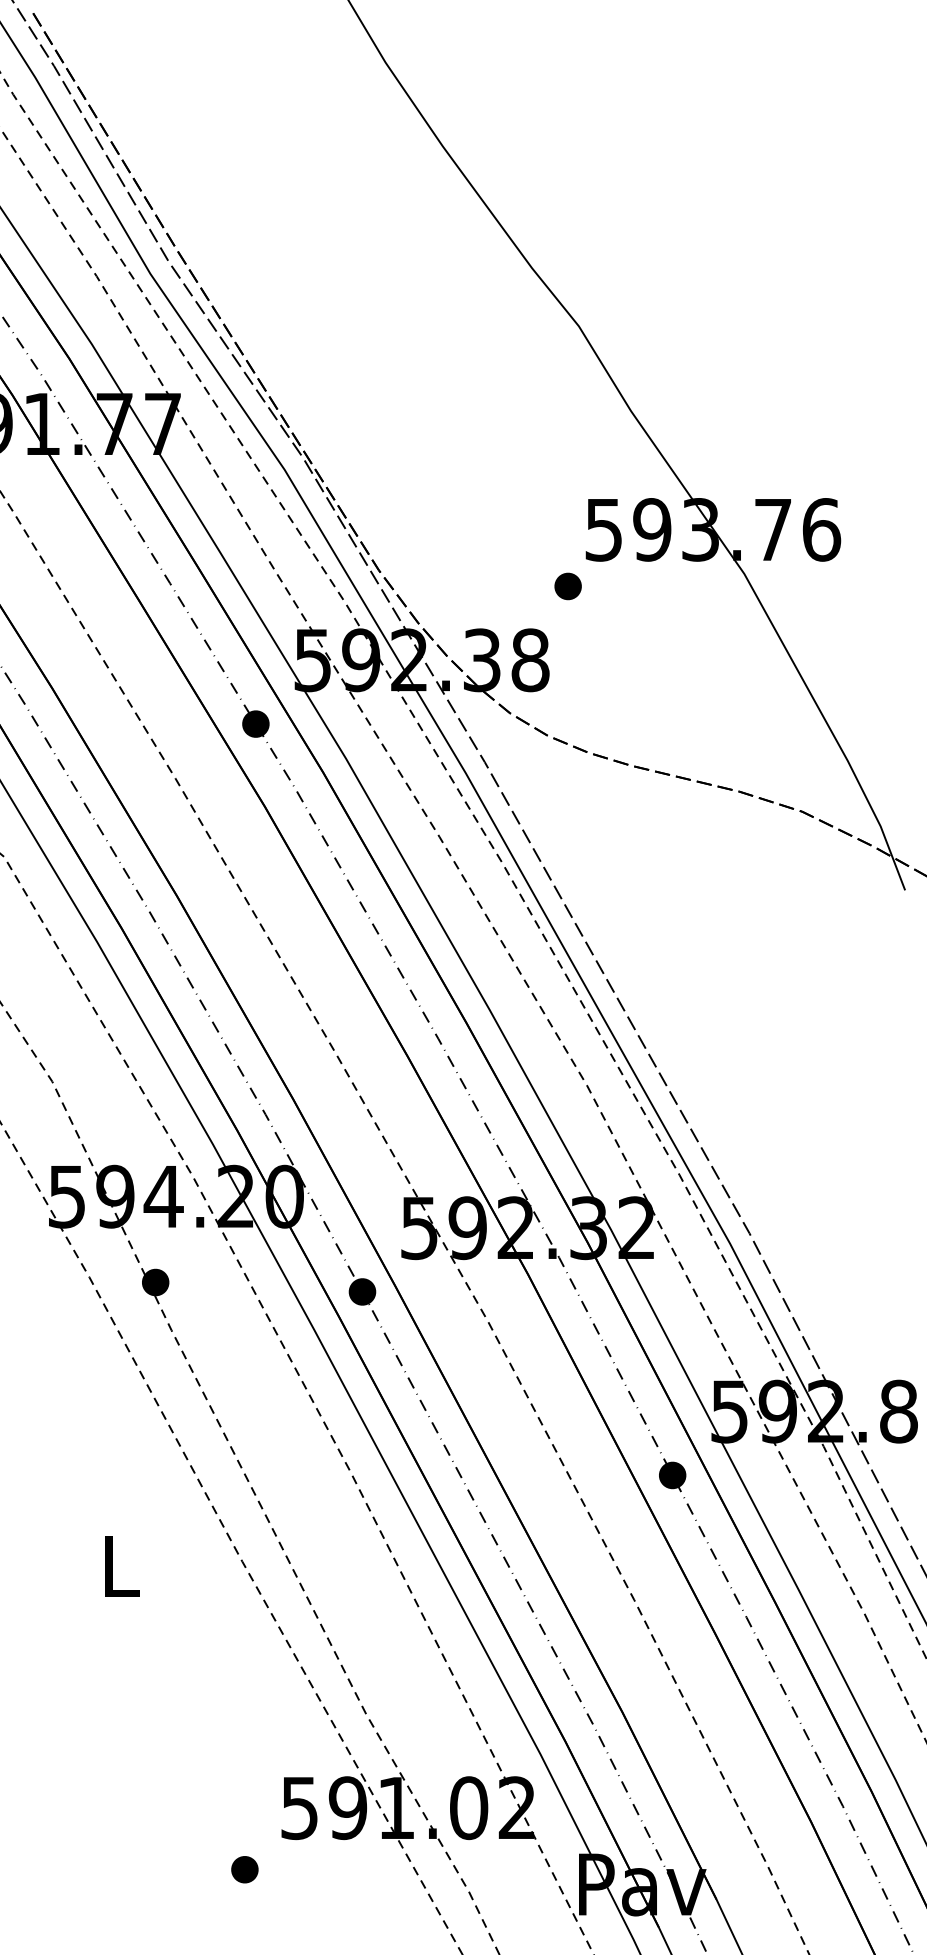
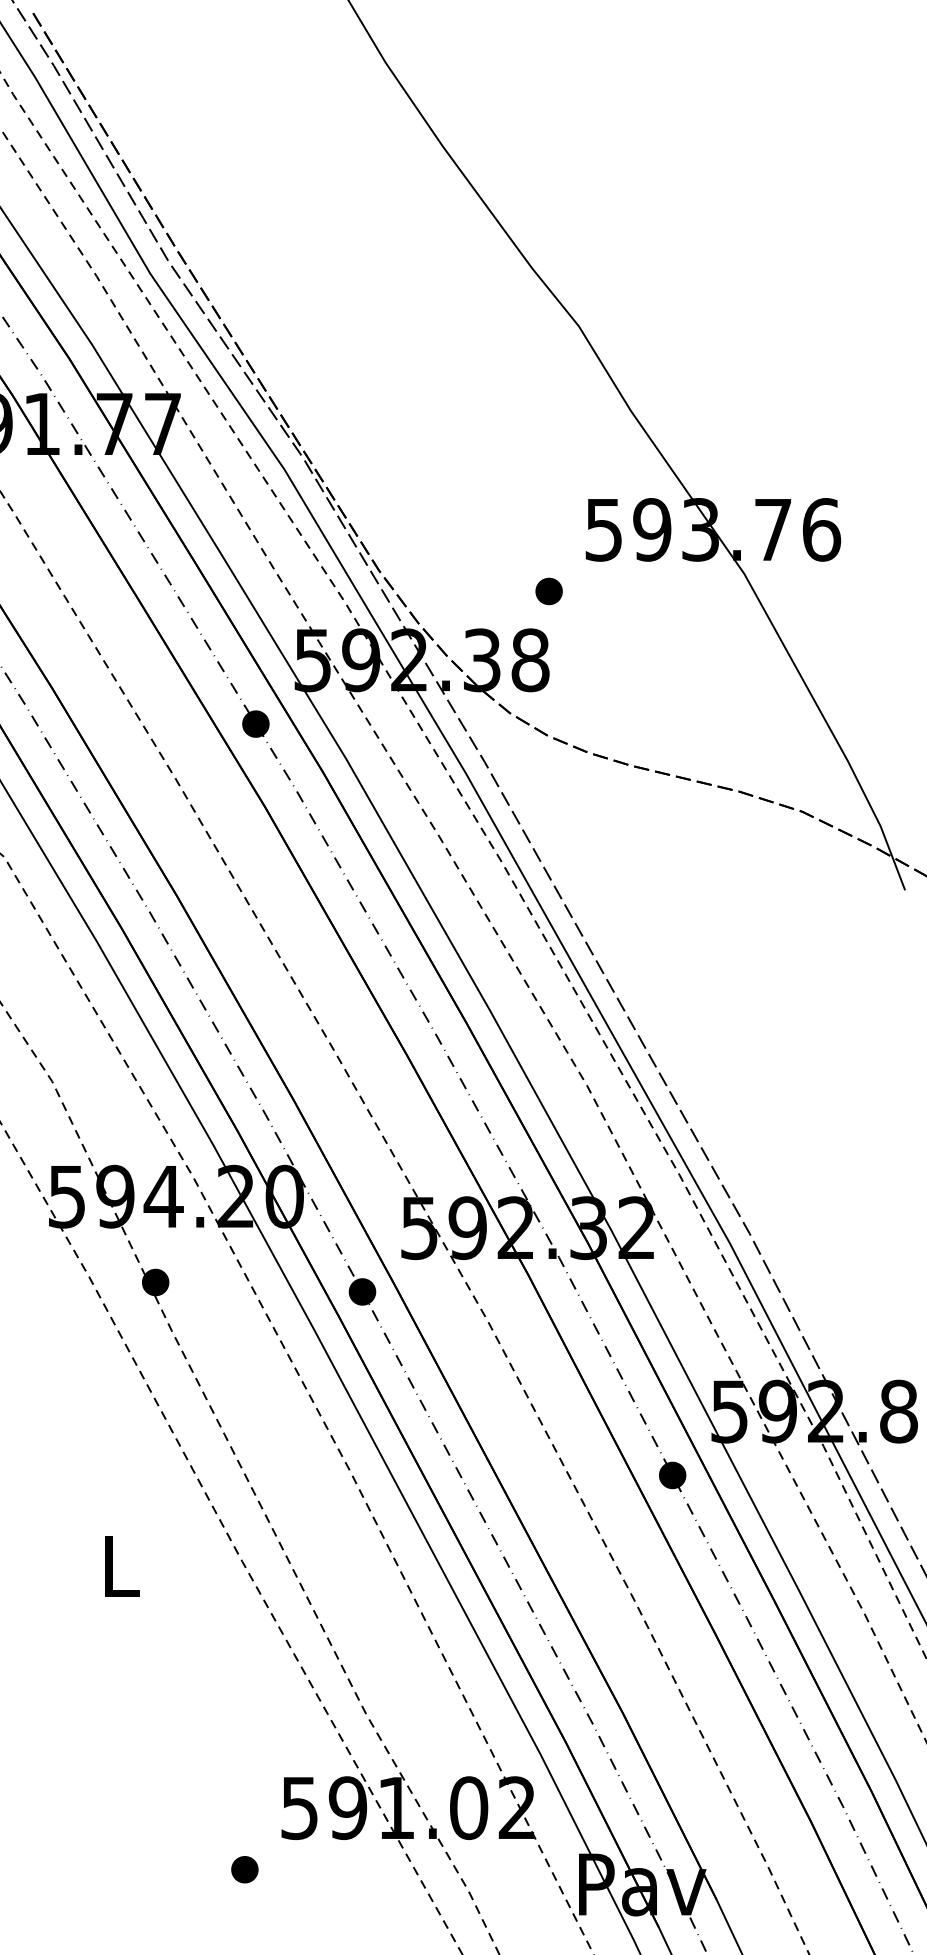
part position: (567, 586) -> (548, 591) (548, 591)
